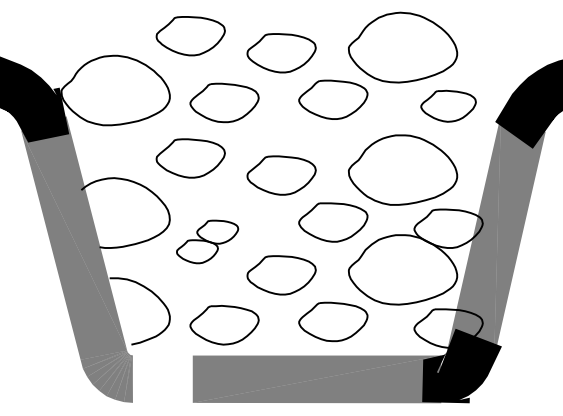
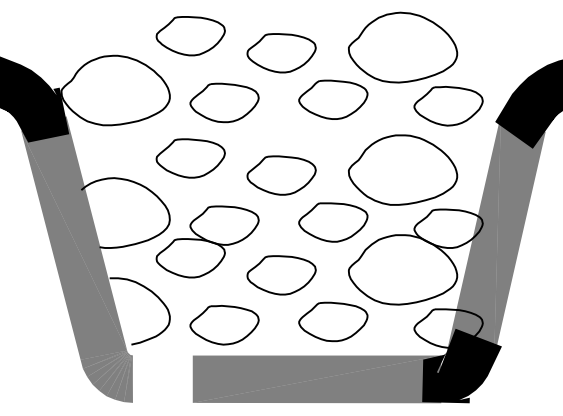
part size: 57x34 px -> 71x41 px (448, 106)
part size: 64x46 px -> 105x74 px (207, 241)
